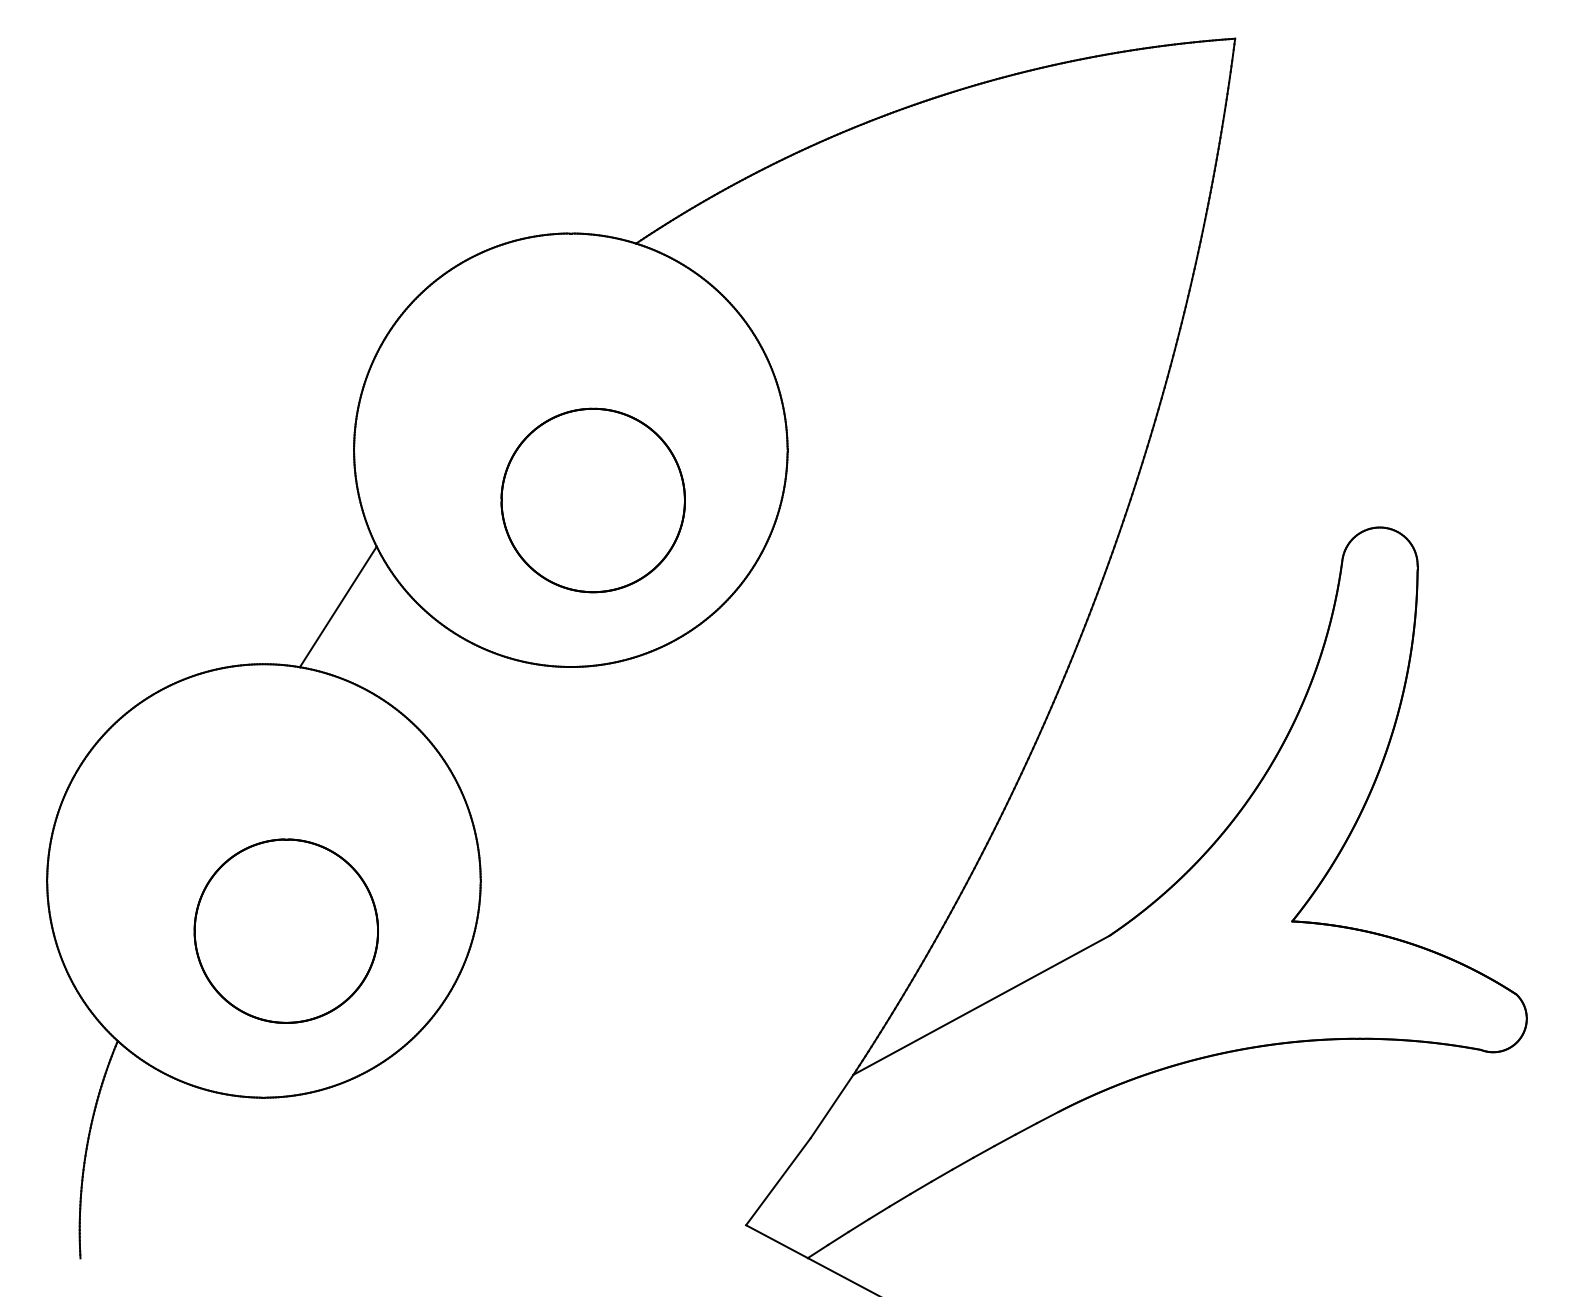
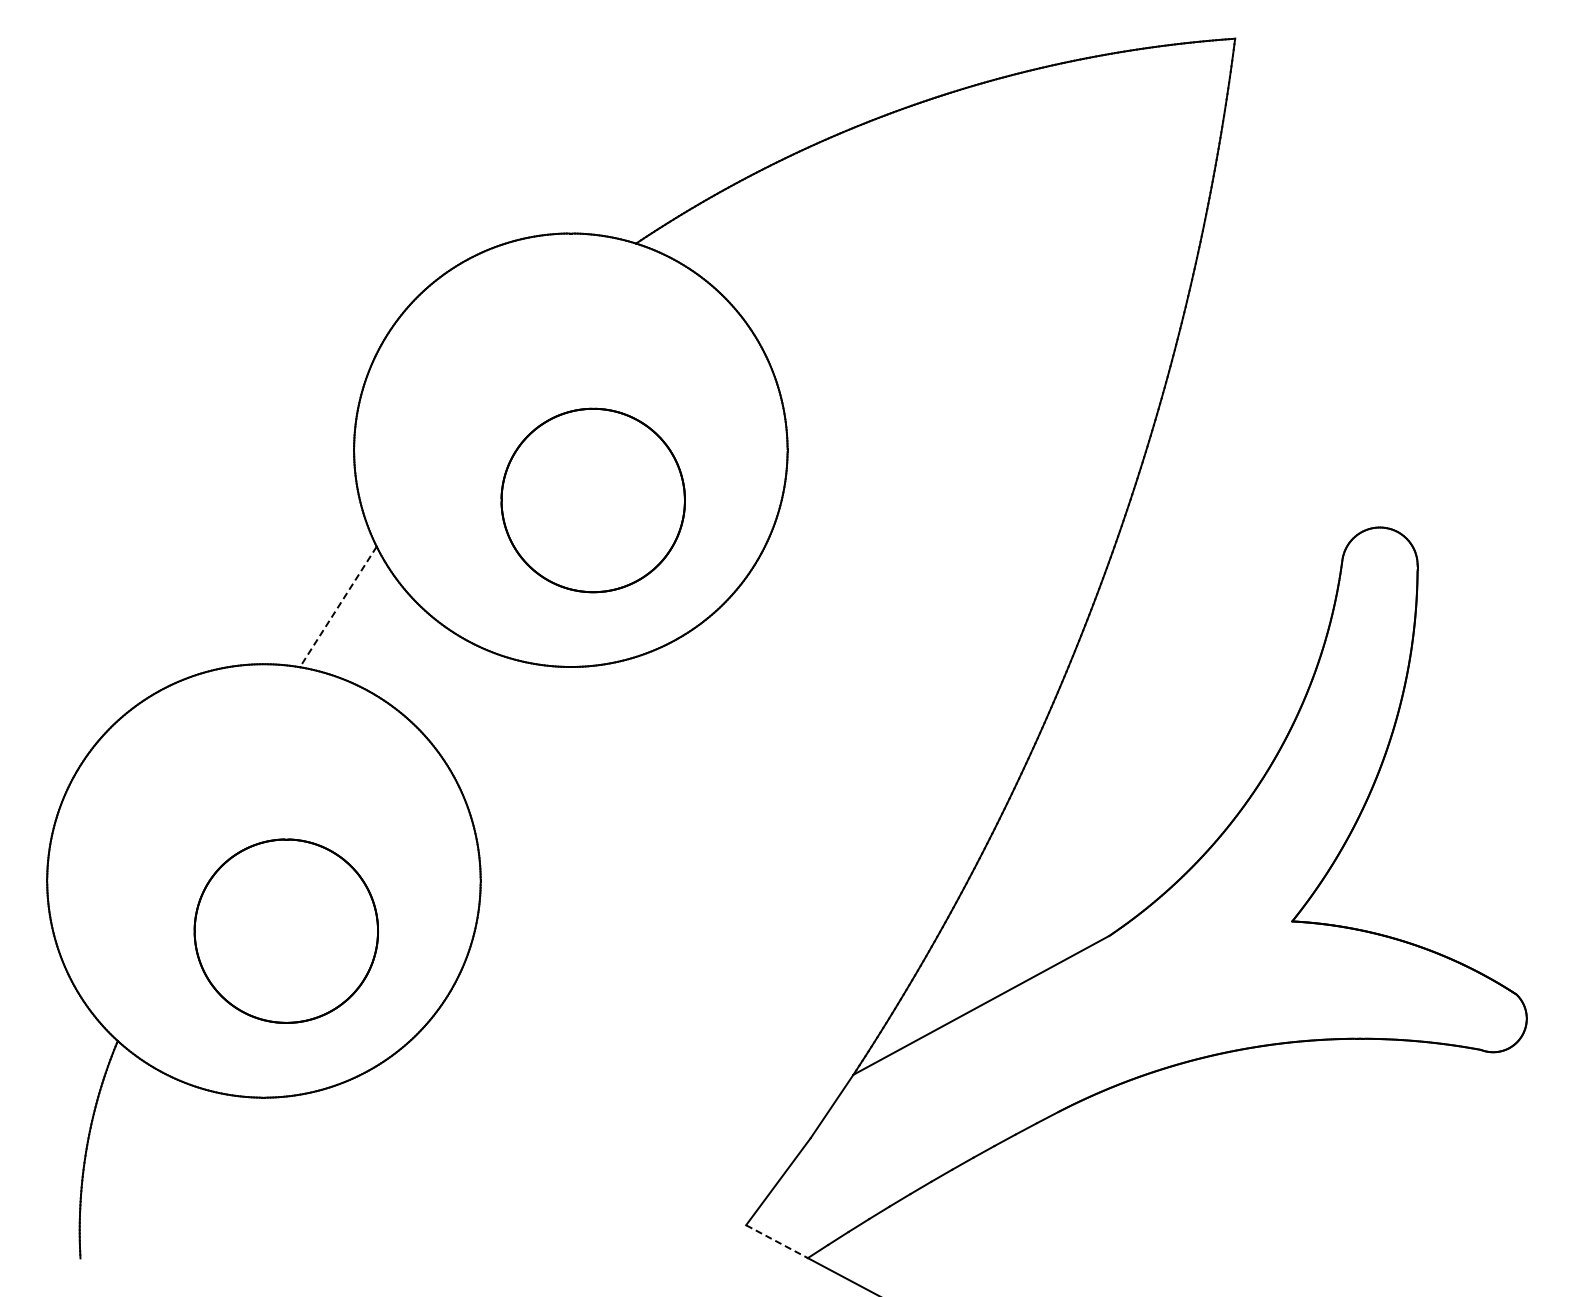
line: solid -> dashed (338, 607)
line: solid -> dashed (777, 1241)
